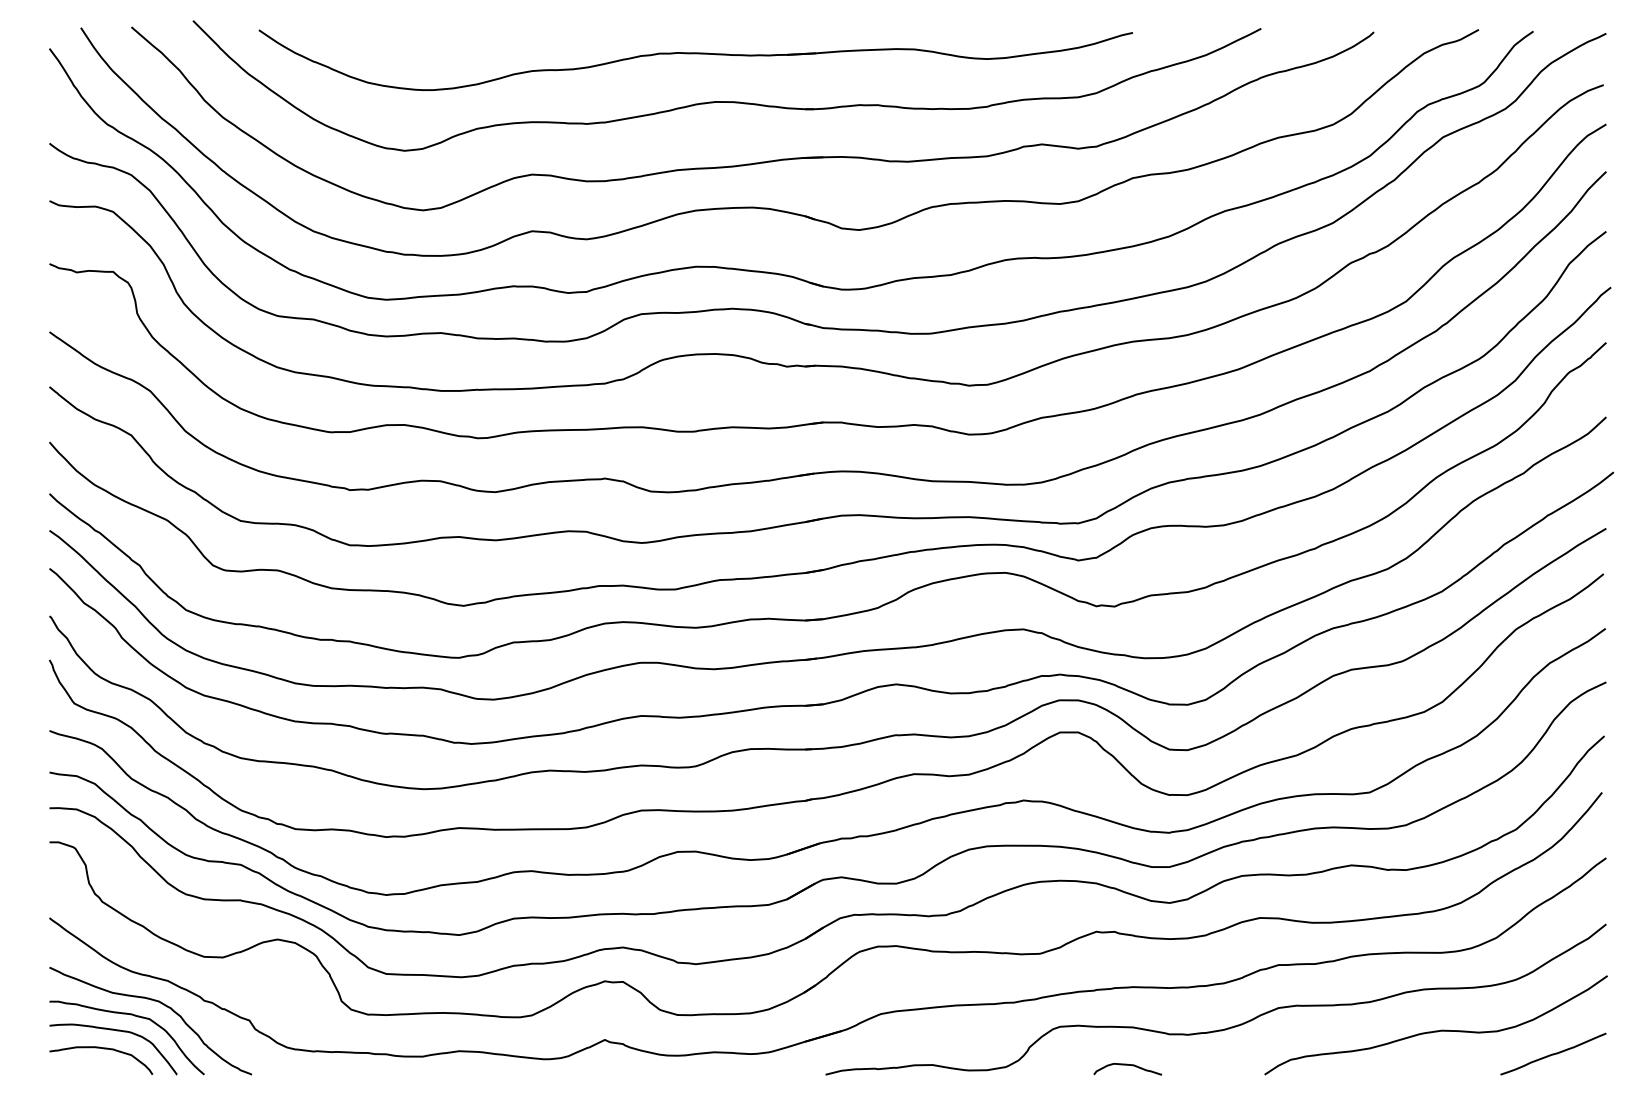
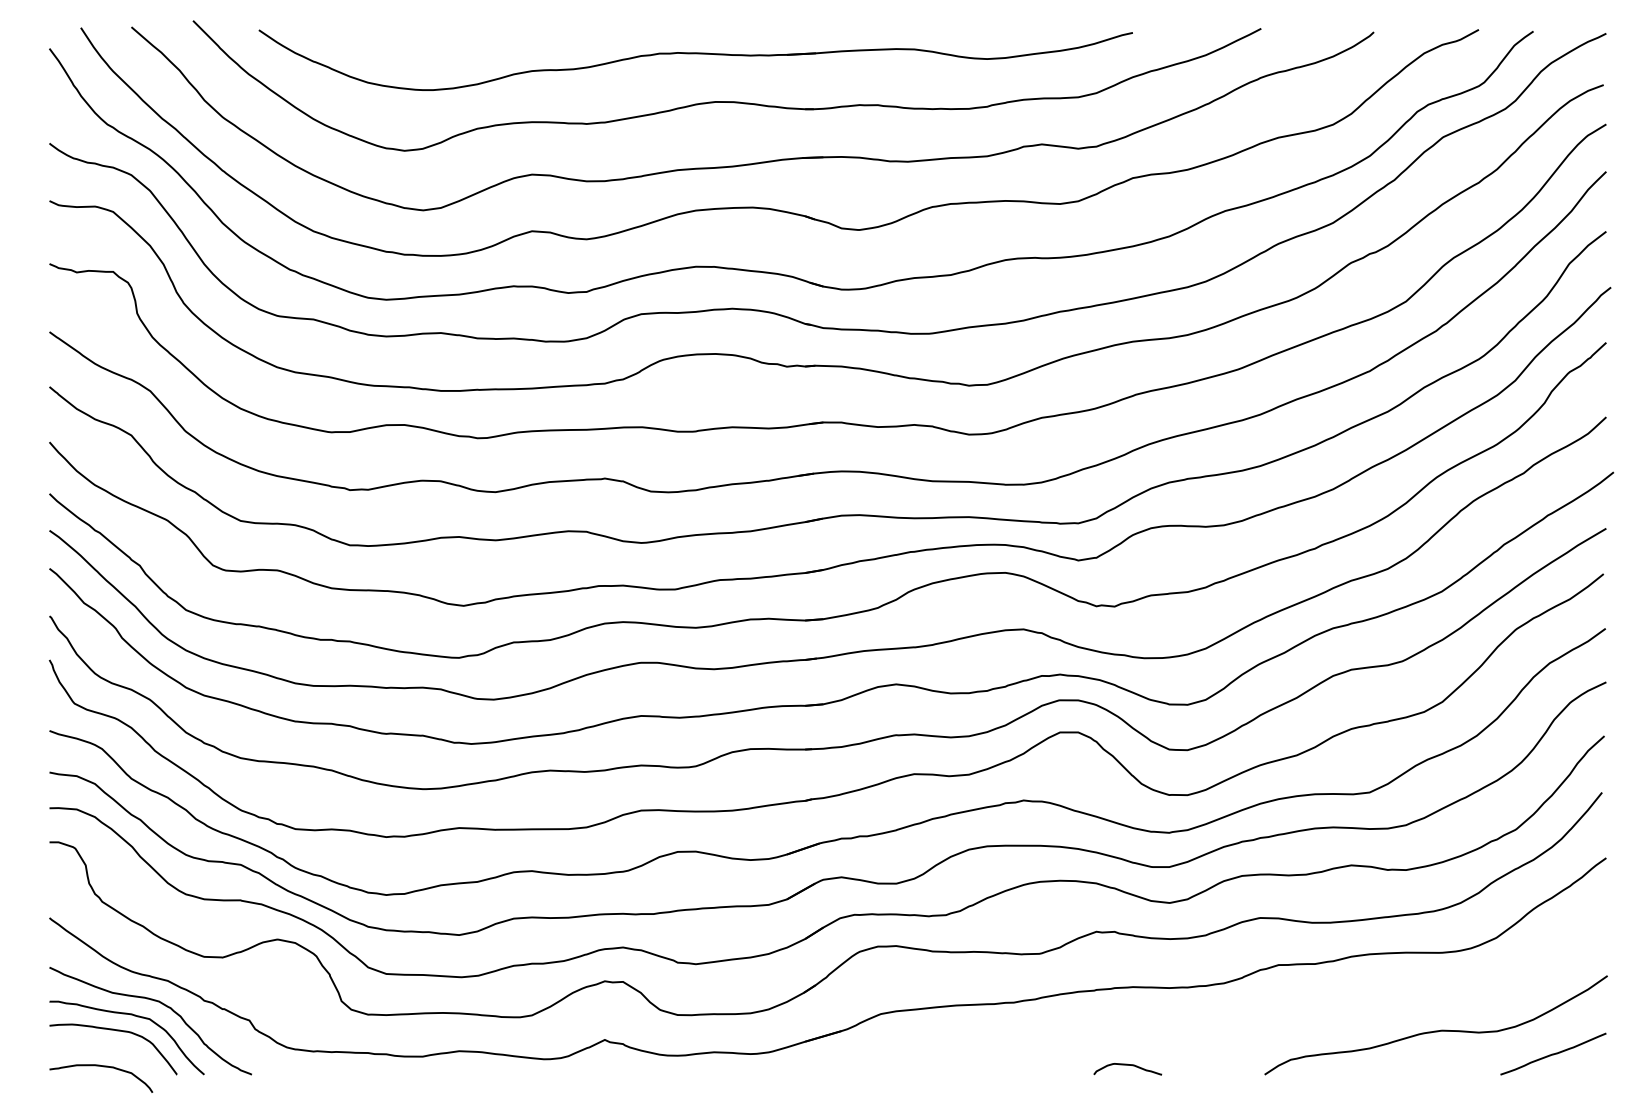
curve: present -> none (1218, 1029)
curve position: (103, 1049) -> (103, 1067) (103, 1067)
